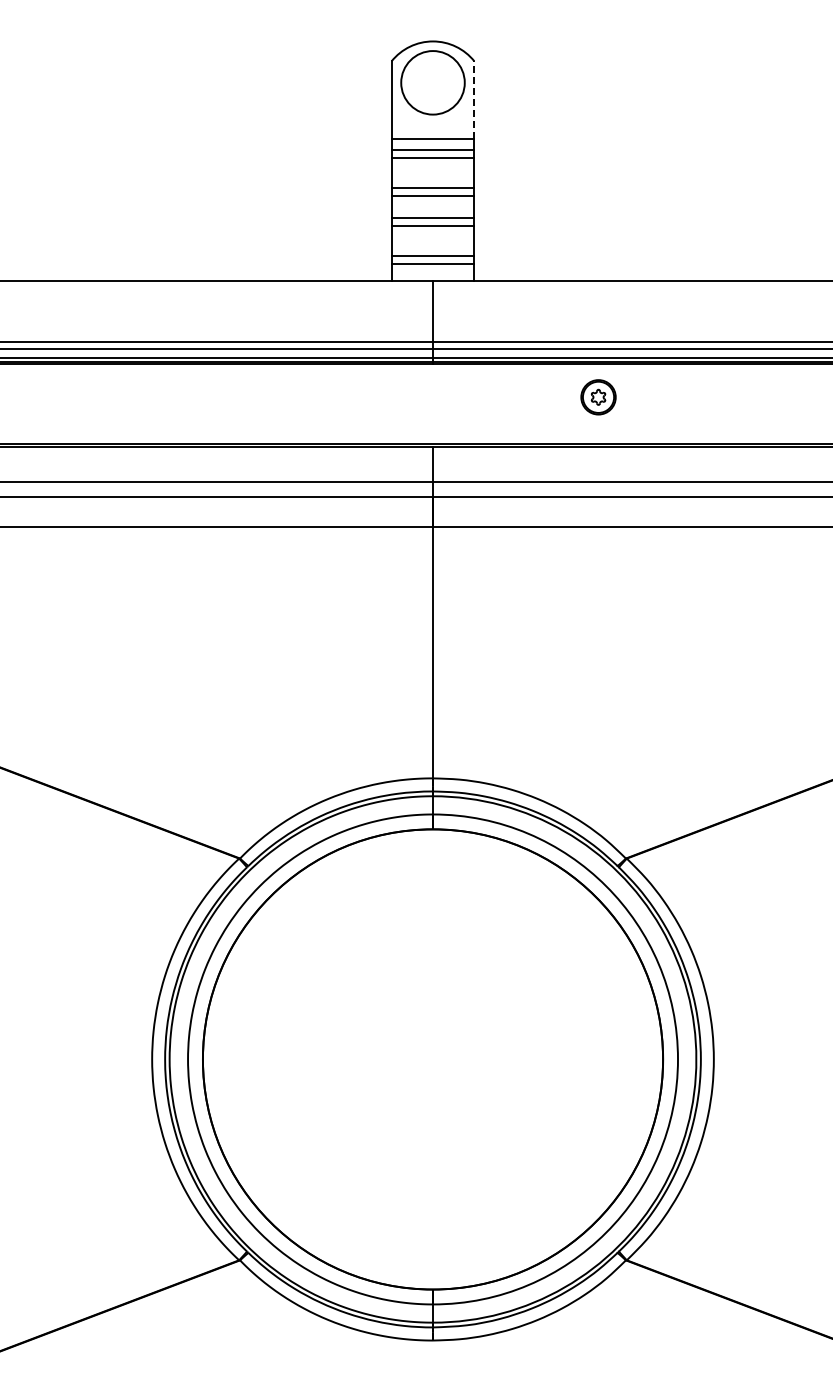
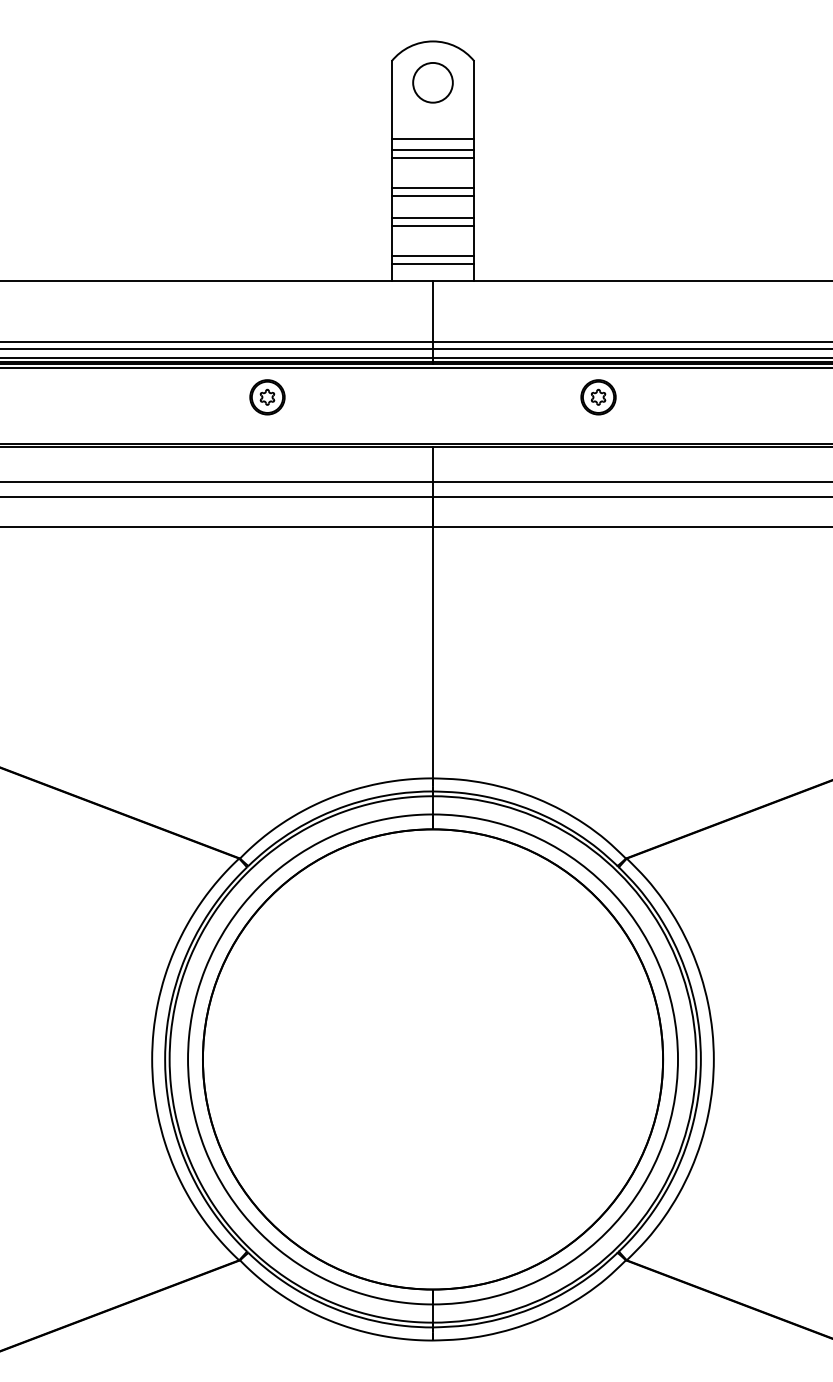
circle diameter: 64 px -> 40 px (432, 82)
line: dashed -> solid (474, 100)
line: none -> present (415, 367)
part: none -> present (267, 397)
